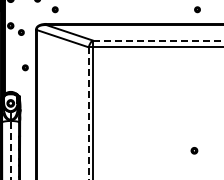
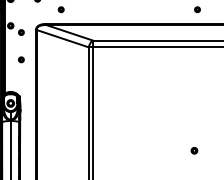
part position: (54, 9) -> (60, 9) (60, 9)
line: dashed -> solid (158, 40)
part position: (25, 67) -> (21, 59) (21, 59)
line: dashed -> solid (88, 113)
line: dashed -> solid (10, 149)
